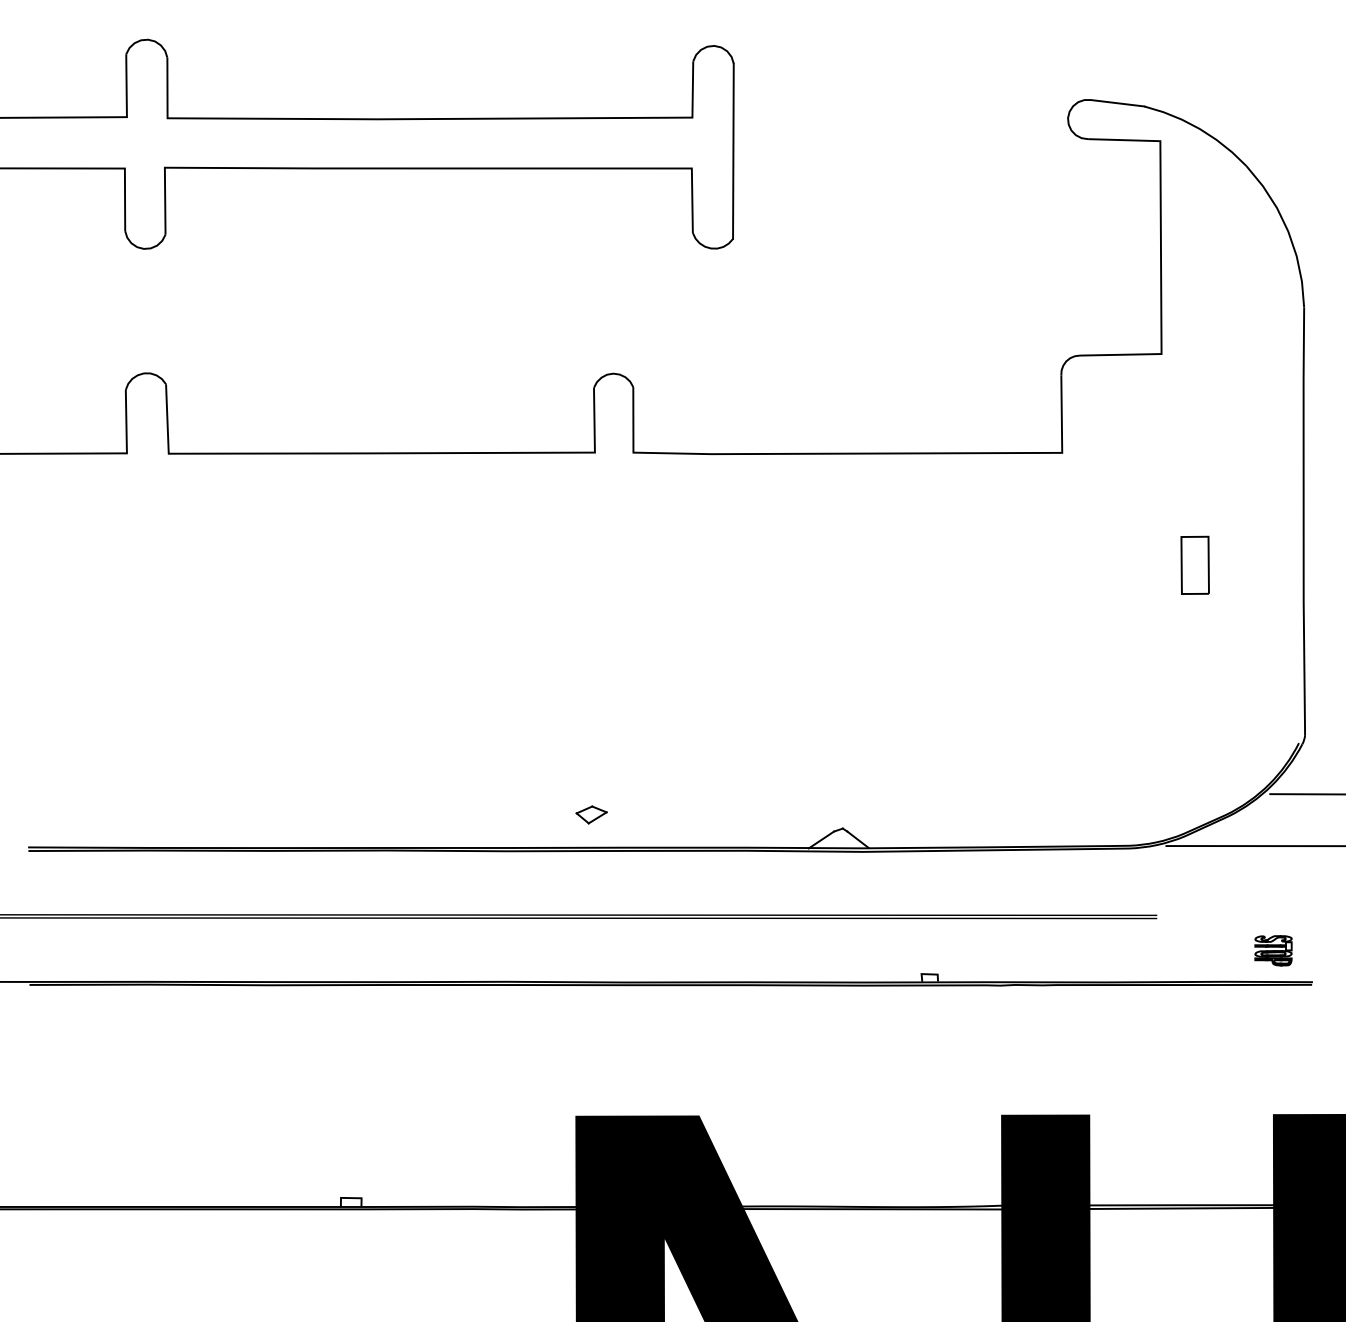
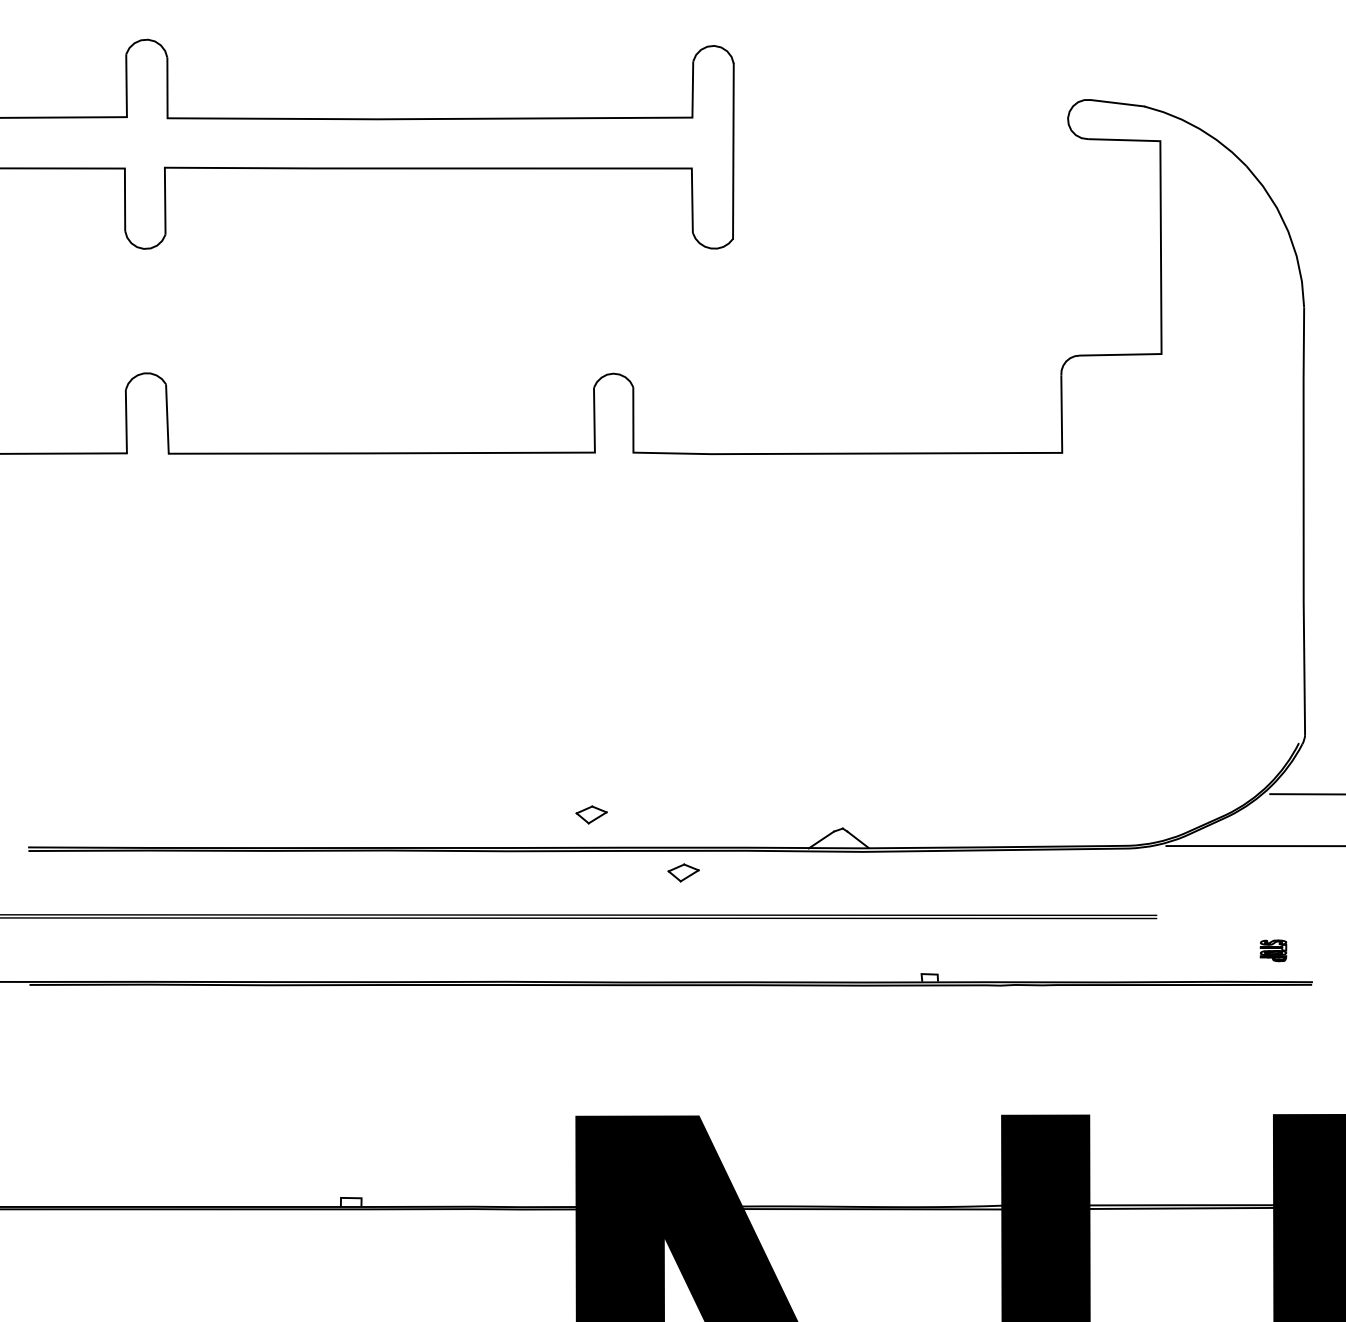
part: present -> none (1194, 564)
part: none -> present (683, 872)
part size: 39x32 px -> 29x24 px (1273, 950)
